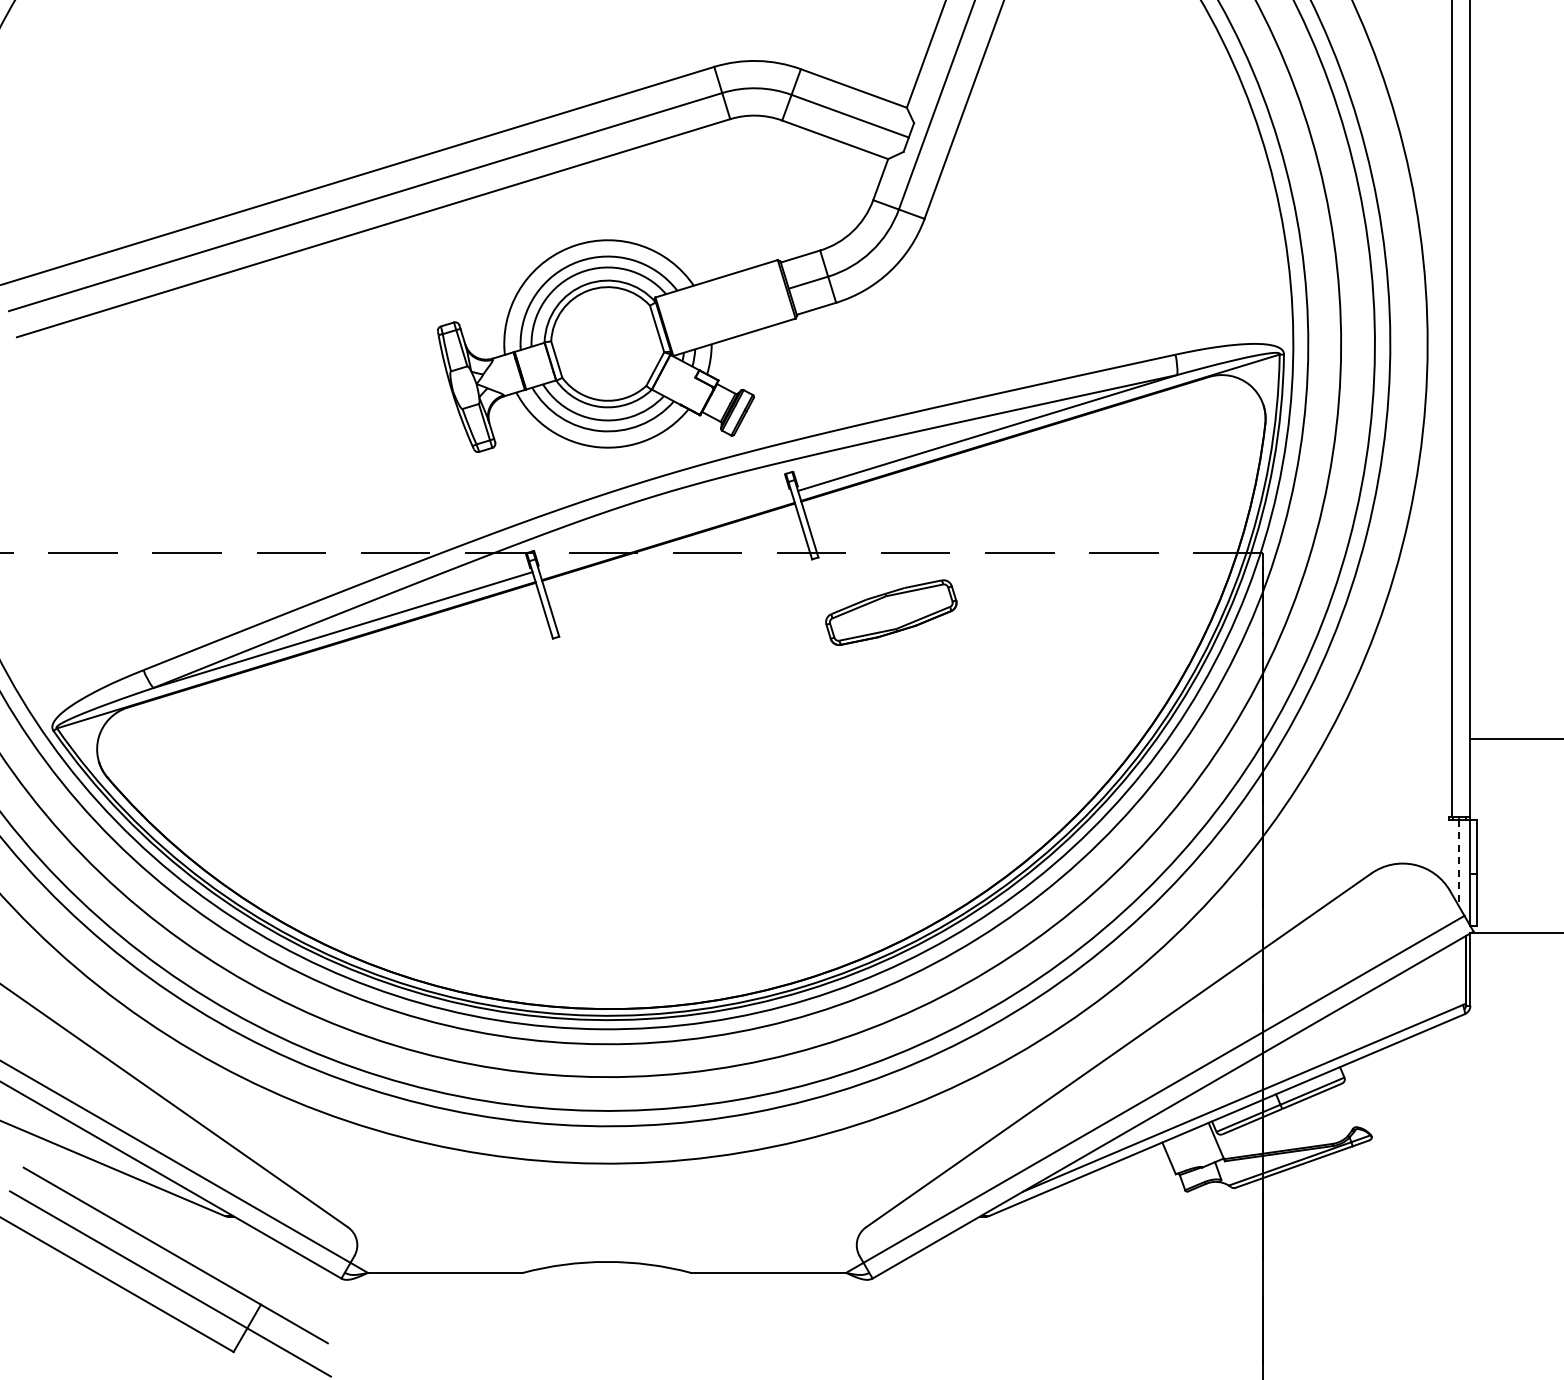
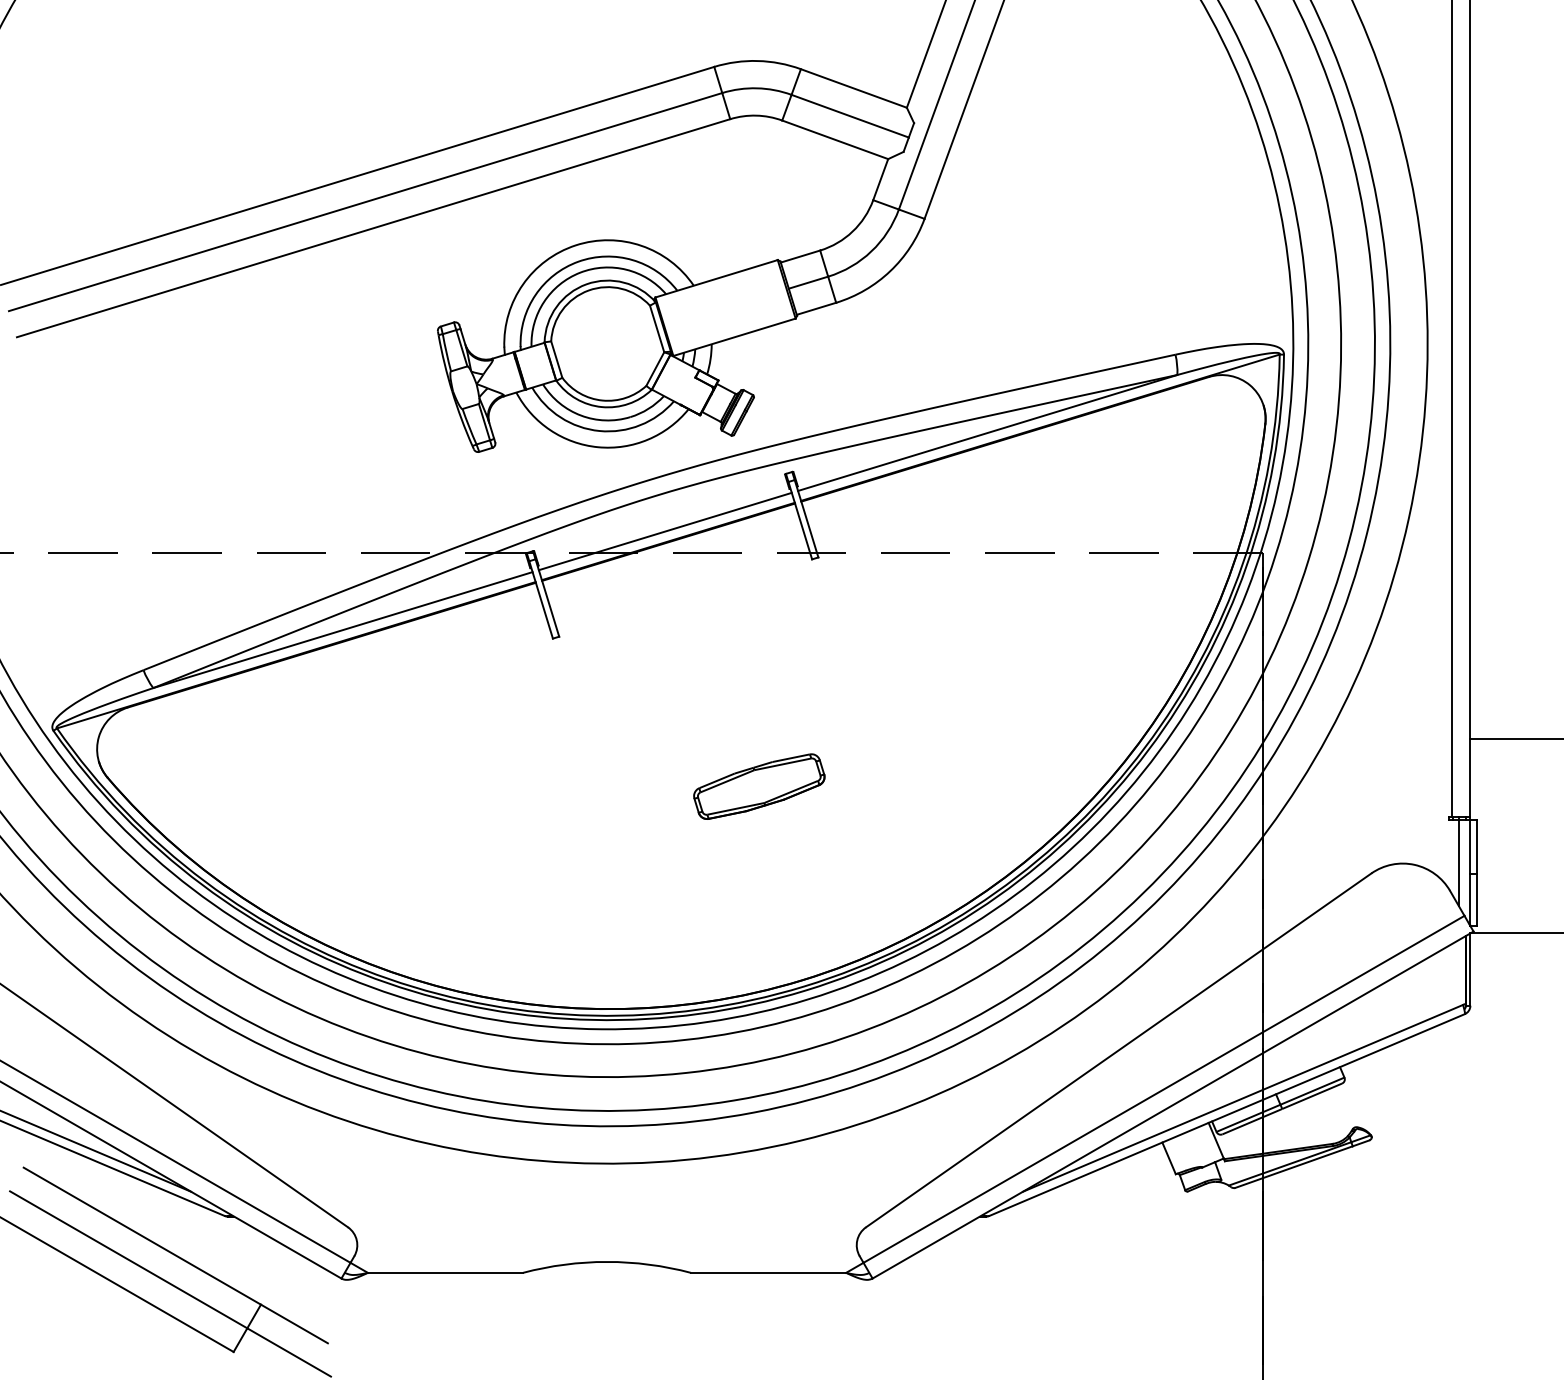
line: none -> present (664, 531)
part position: (891, 612) -> (759, 786) (759, 786)
line: dashed -> solid (1458, 863)
line: none -> present (96, 1151)
